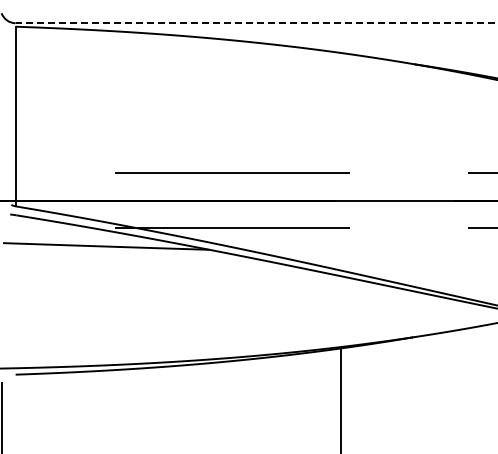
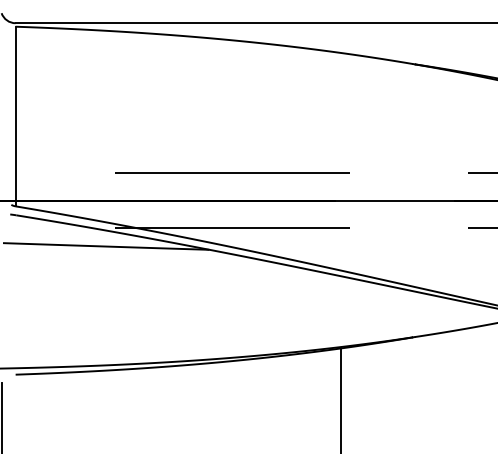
line: dashed -> solid (256, 23)
